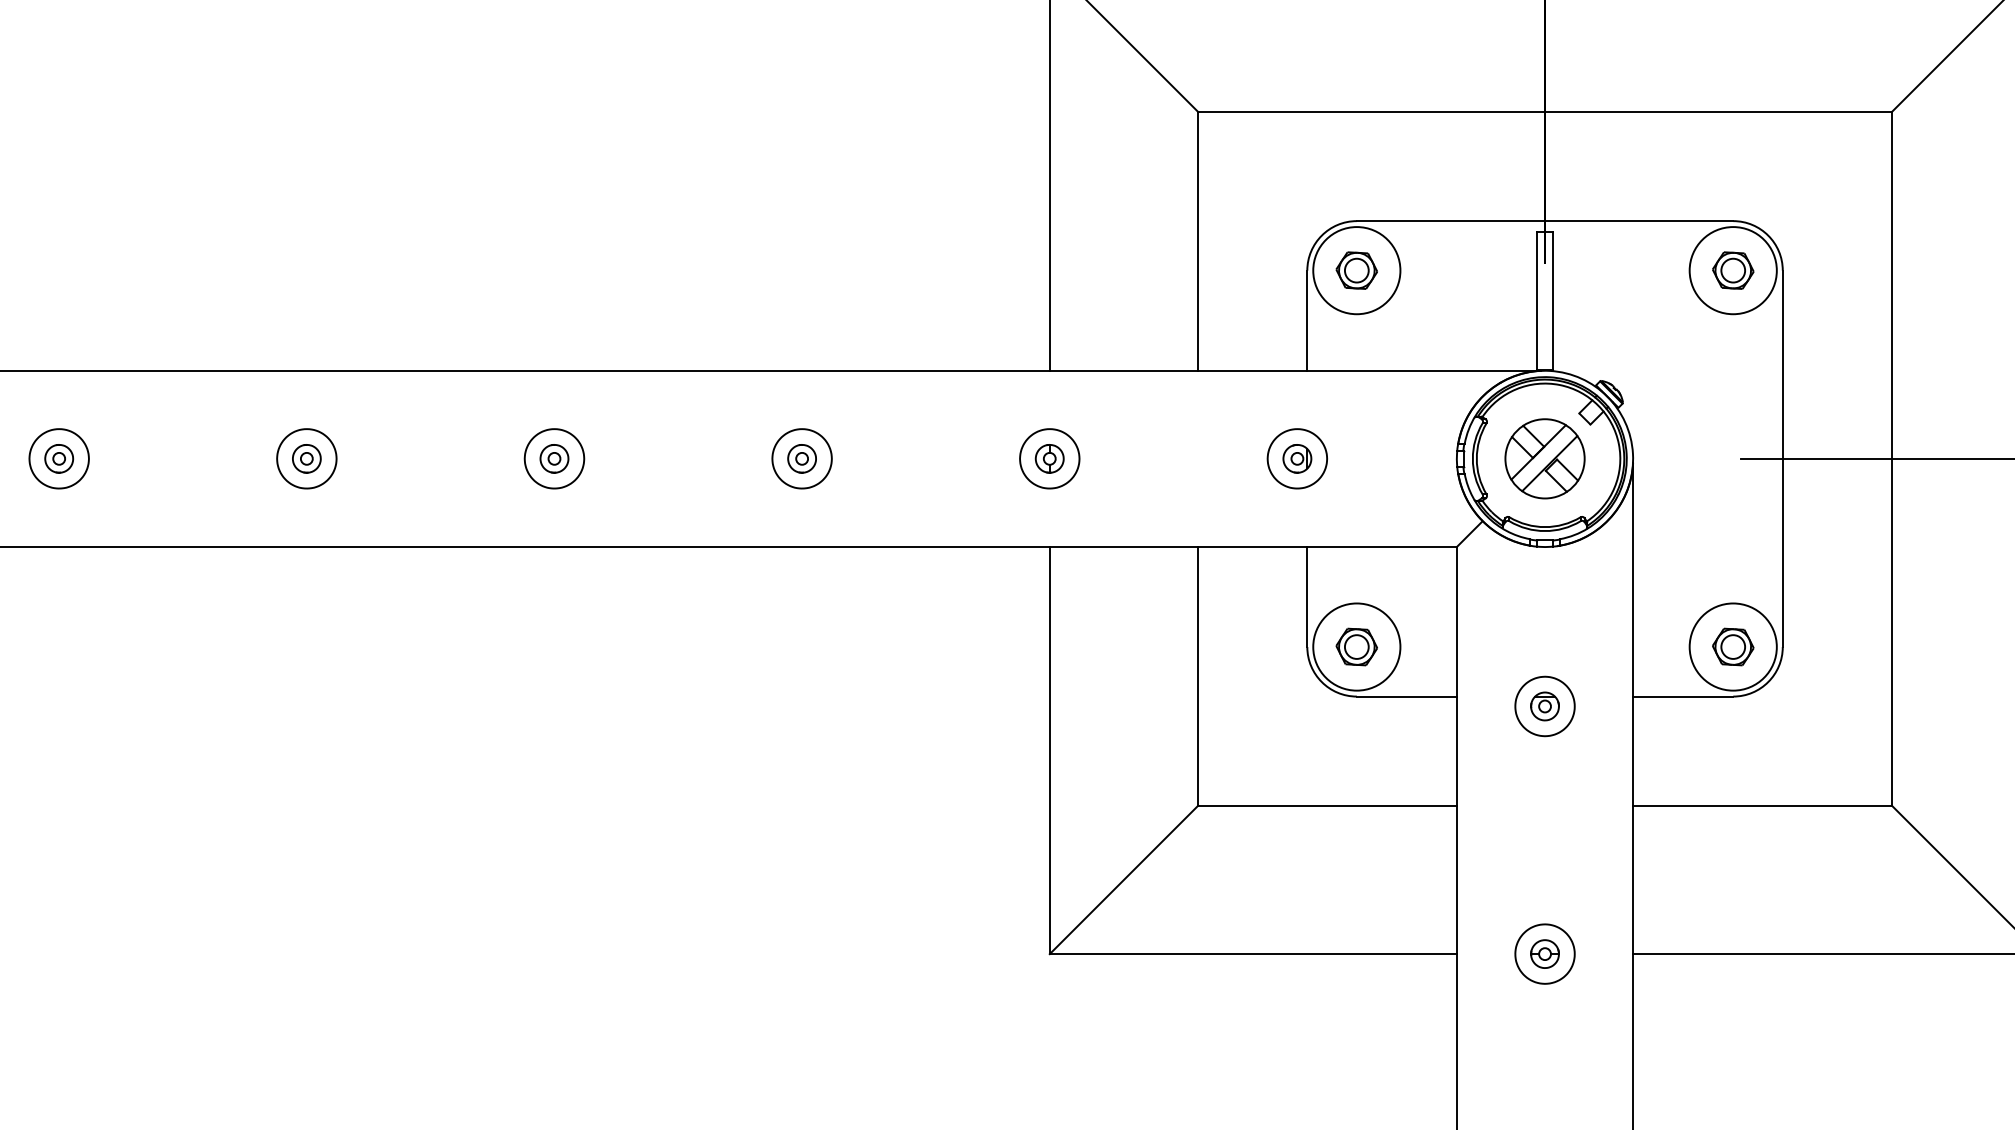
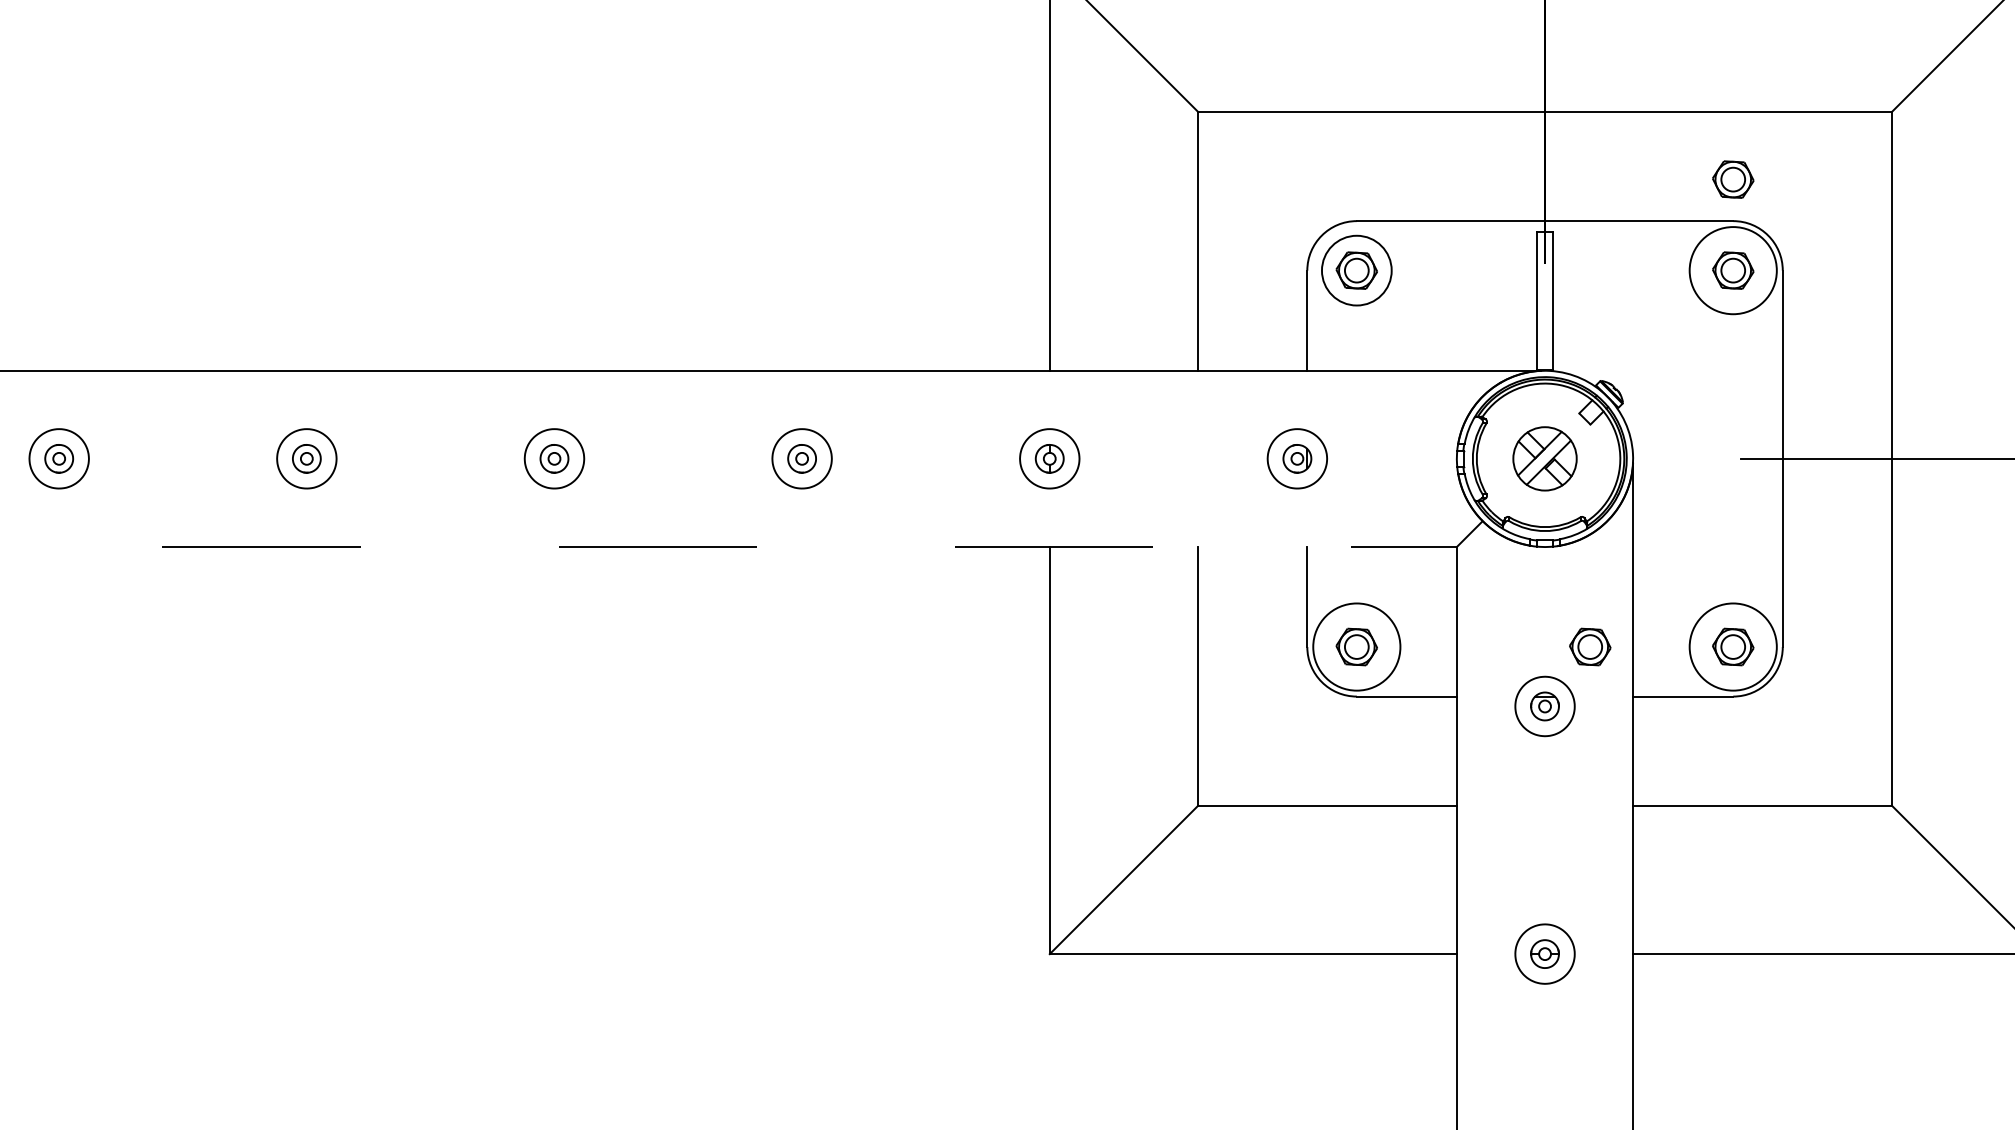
part: none -> present (1733, 179)
circle diameter: 87 px -> 70 px (1356, 270)
part size: 82x82 px -> 66x66 px (1544, 458)
line: solid -> dashed (729, 546)
part: none -> present (1590, 646)
